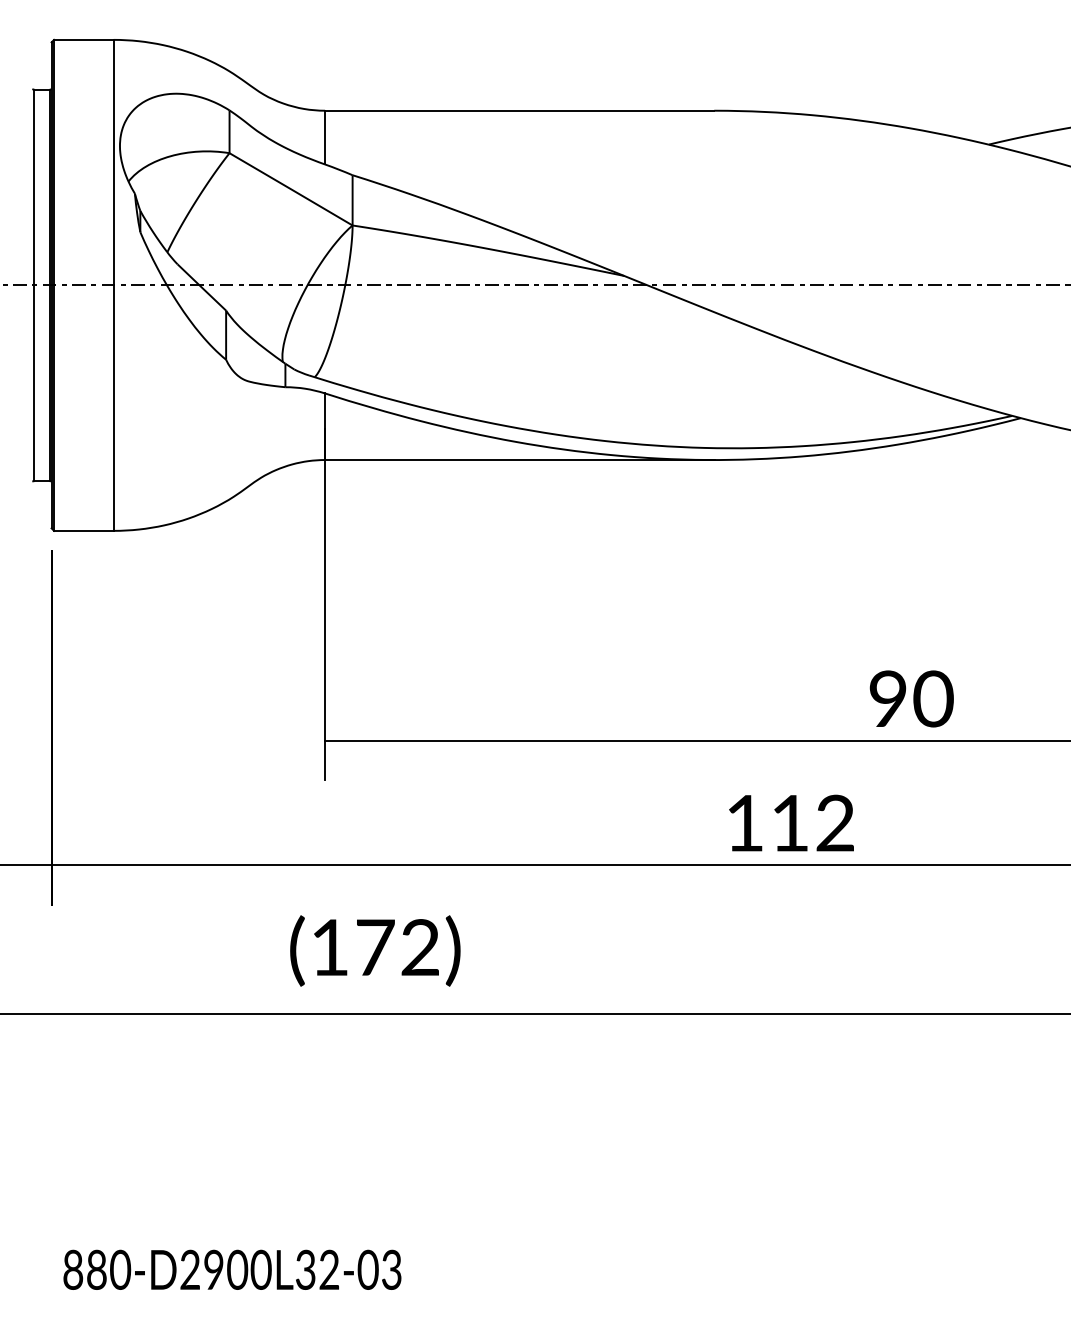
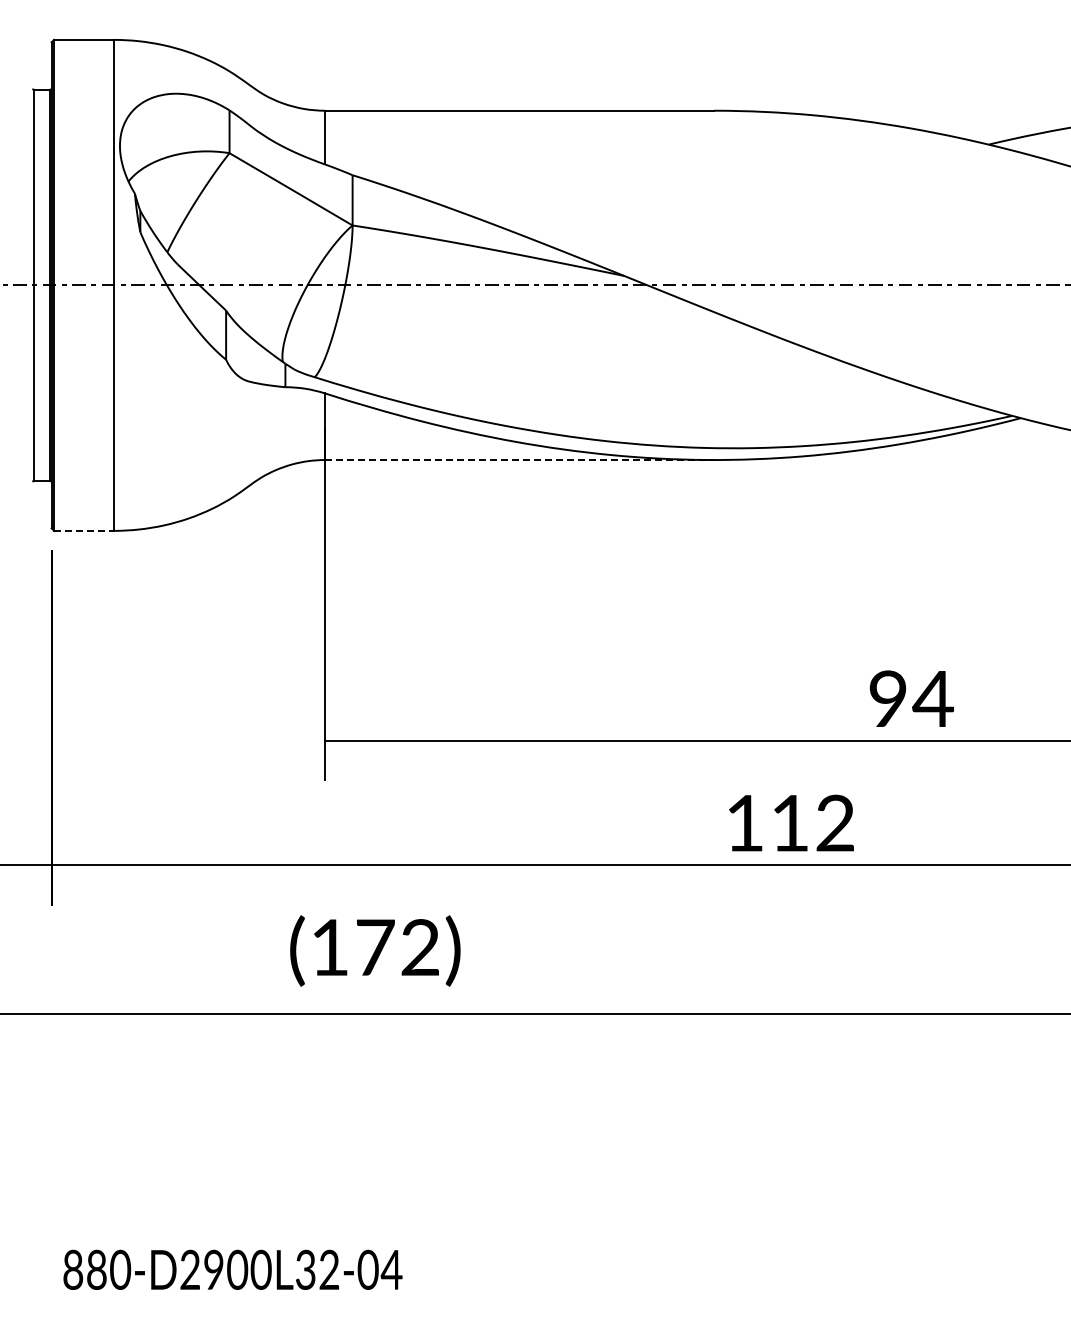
line: solid -> dashed (519, 460)
line: solid -> dashed (83, 530)
text: 90 -> 94 (932, 698)
text: 880-D2900L32-03 -> 880-D2900L32-04 (391, 1269)
